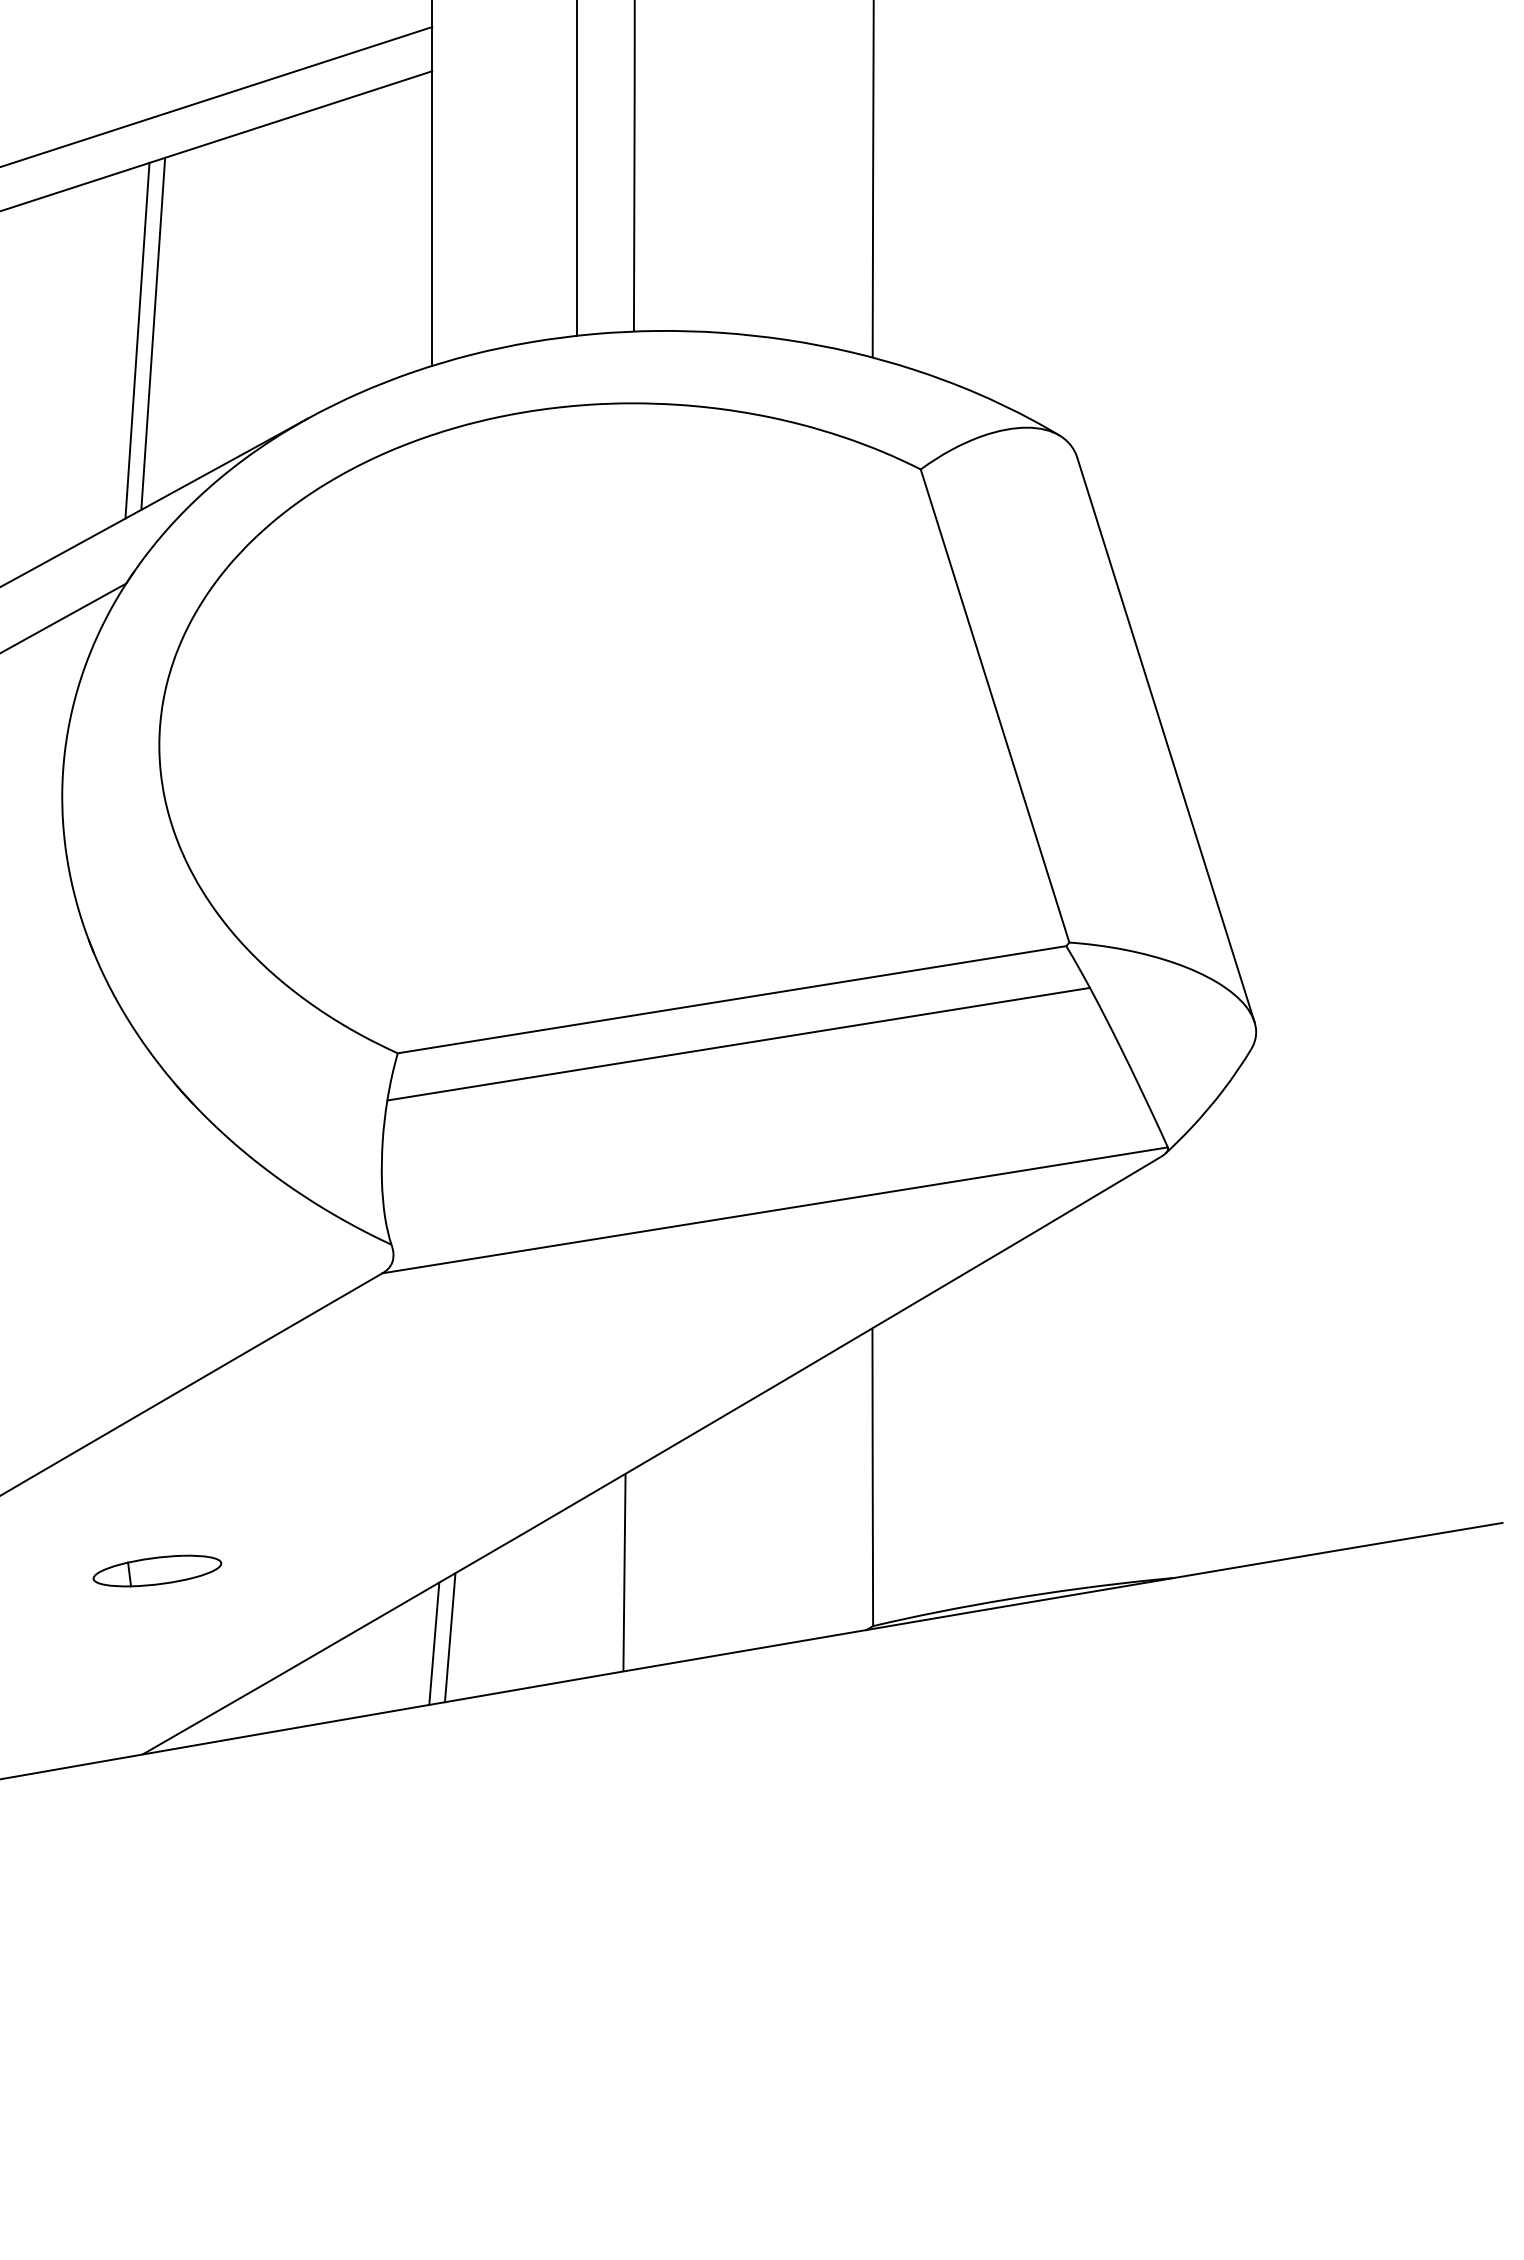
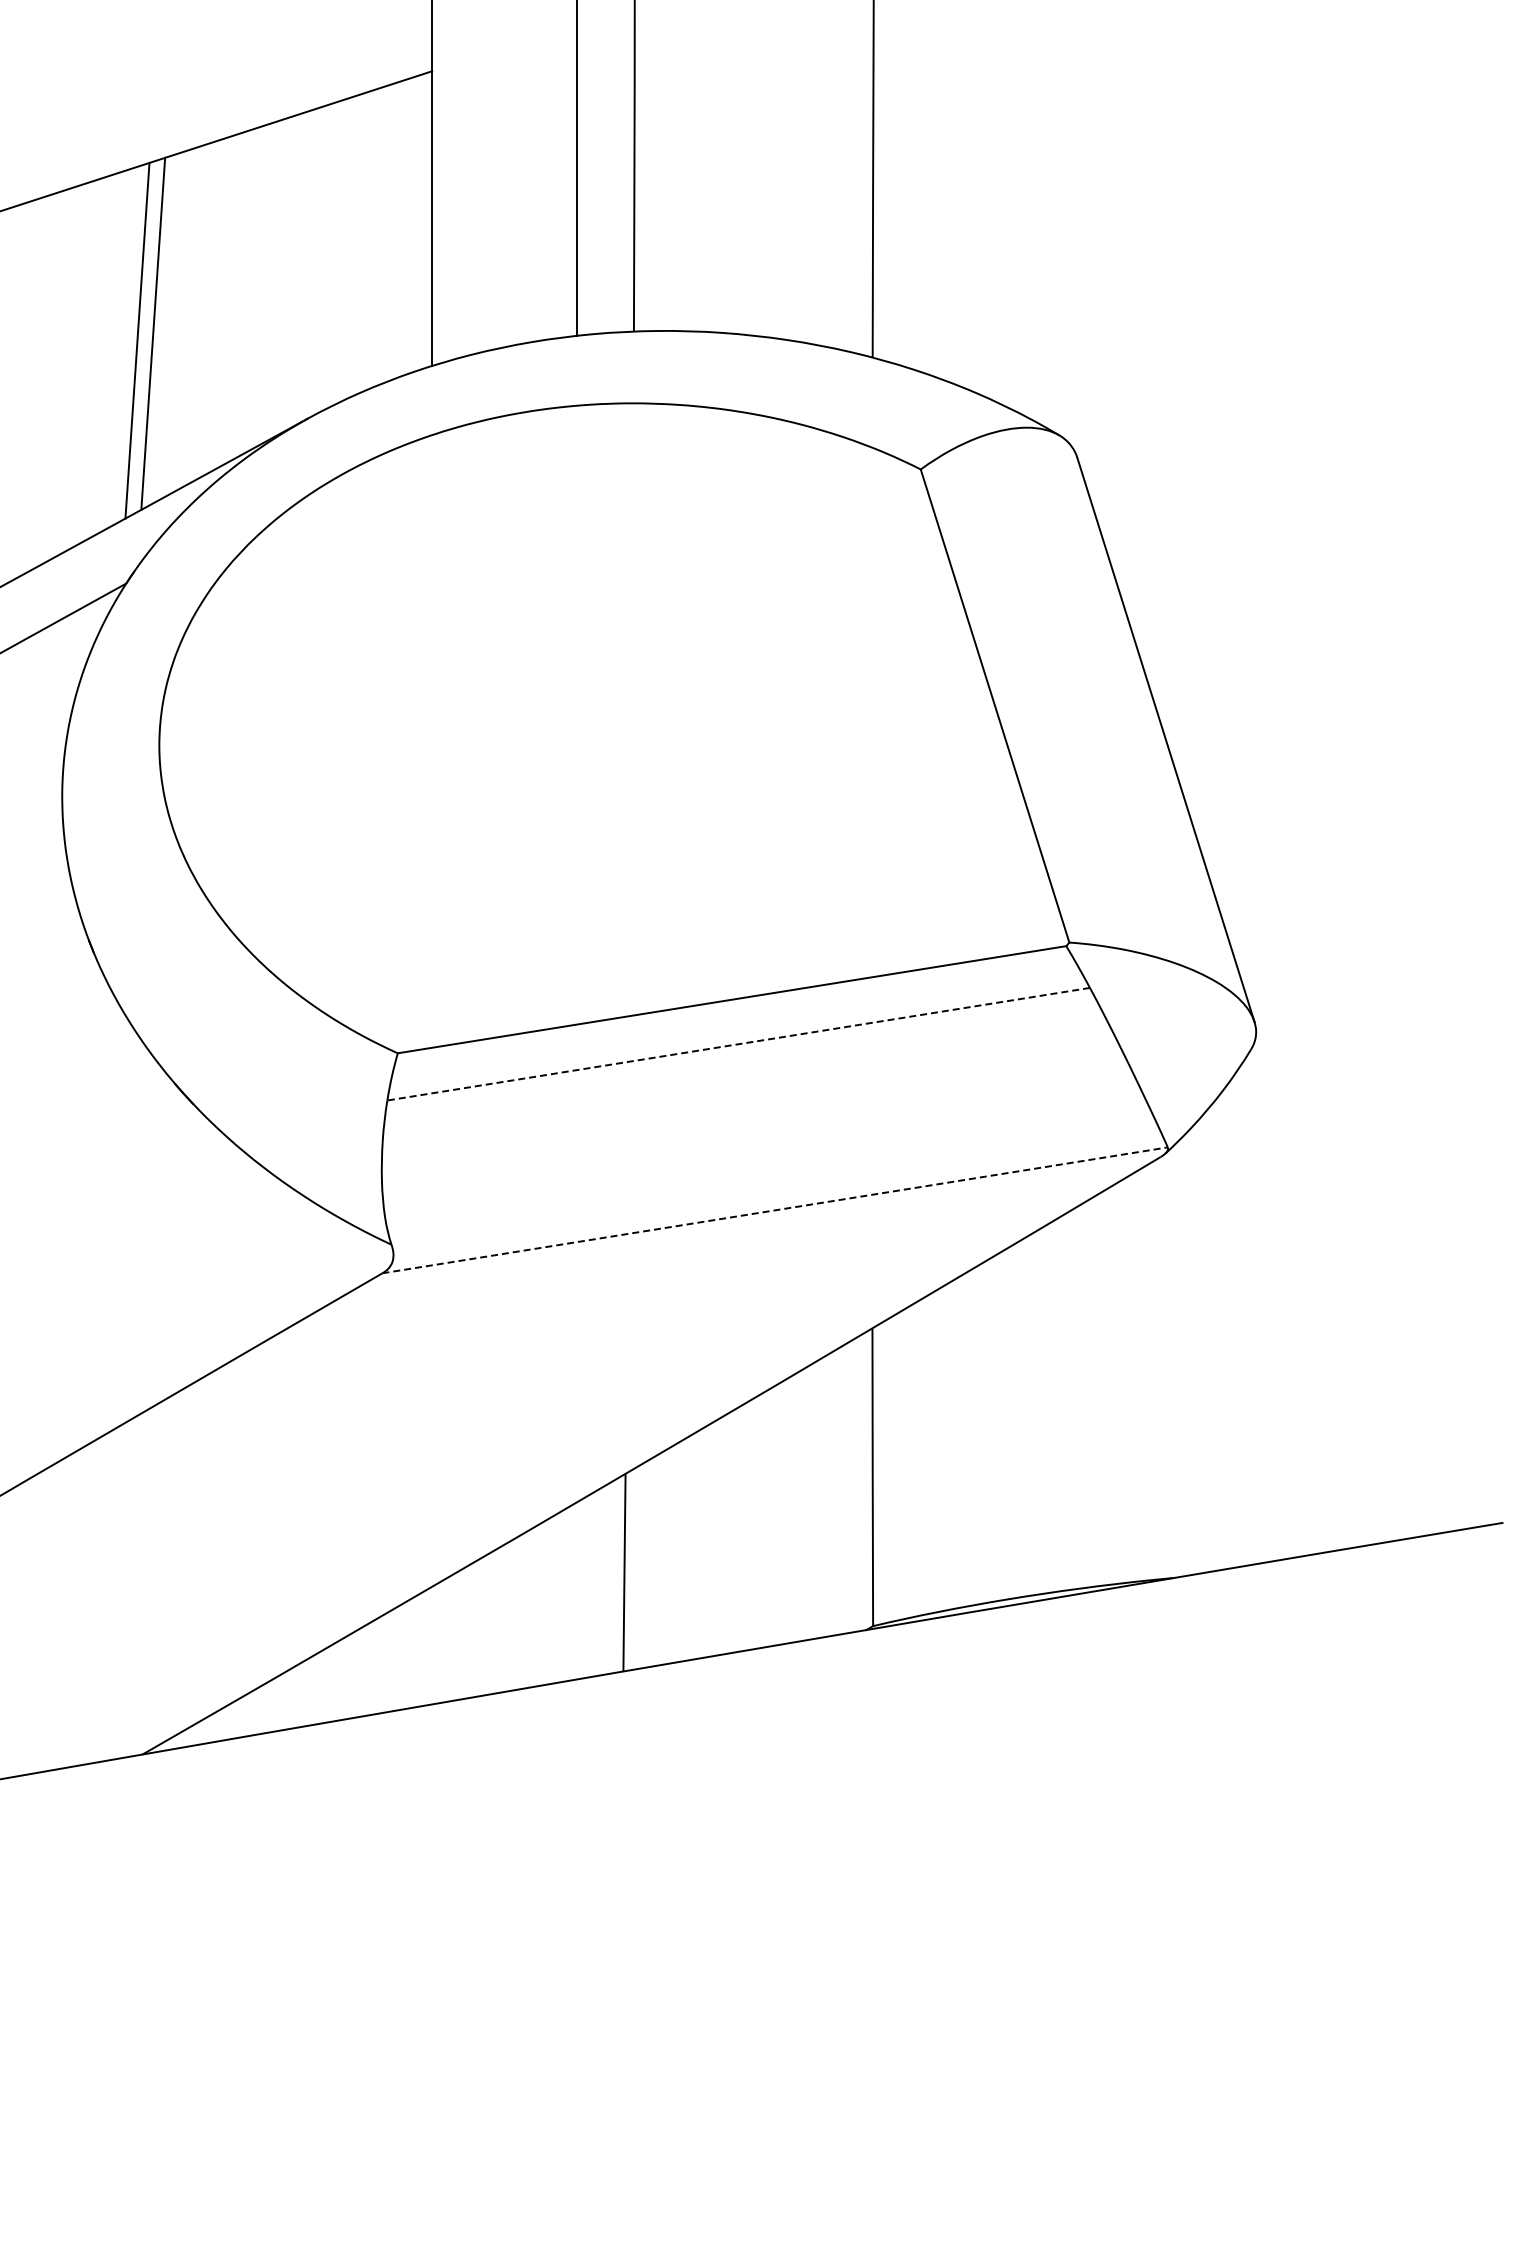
line: present -> none (217, 96)
line: solid -> dashed (738, 1044)
line: solid -> dashed (775, 1210)
part: present -> none (157, 1570)
line: present -> none (449, 1637)
line: present -> none (434, 1643)
